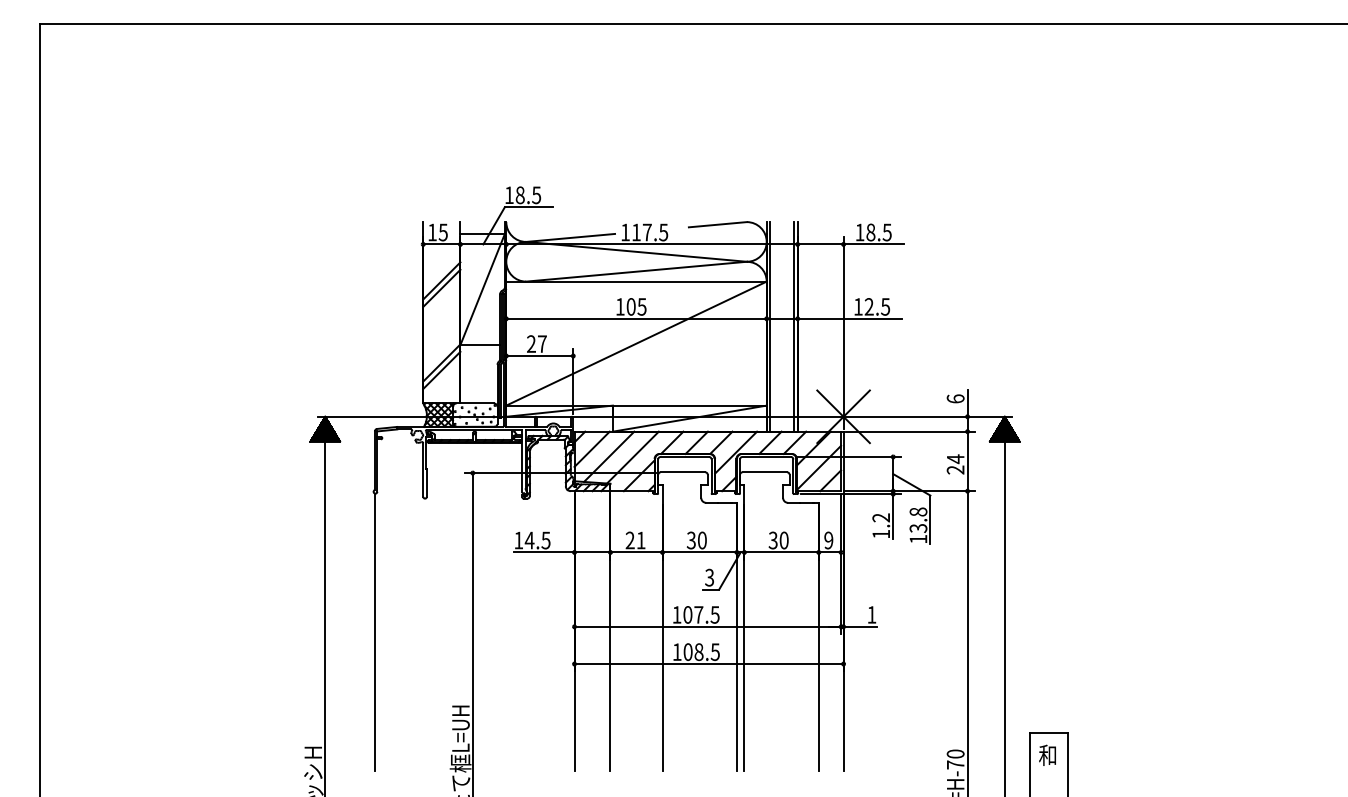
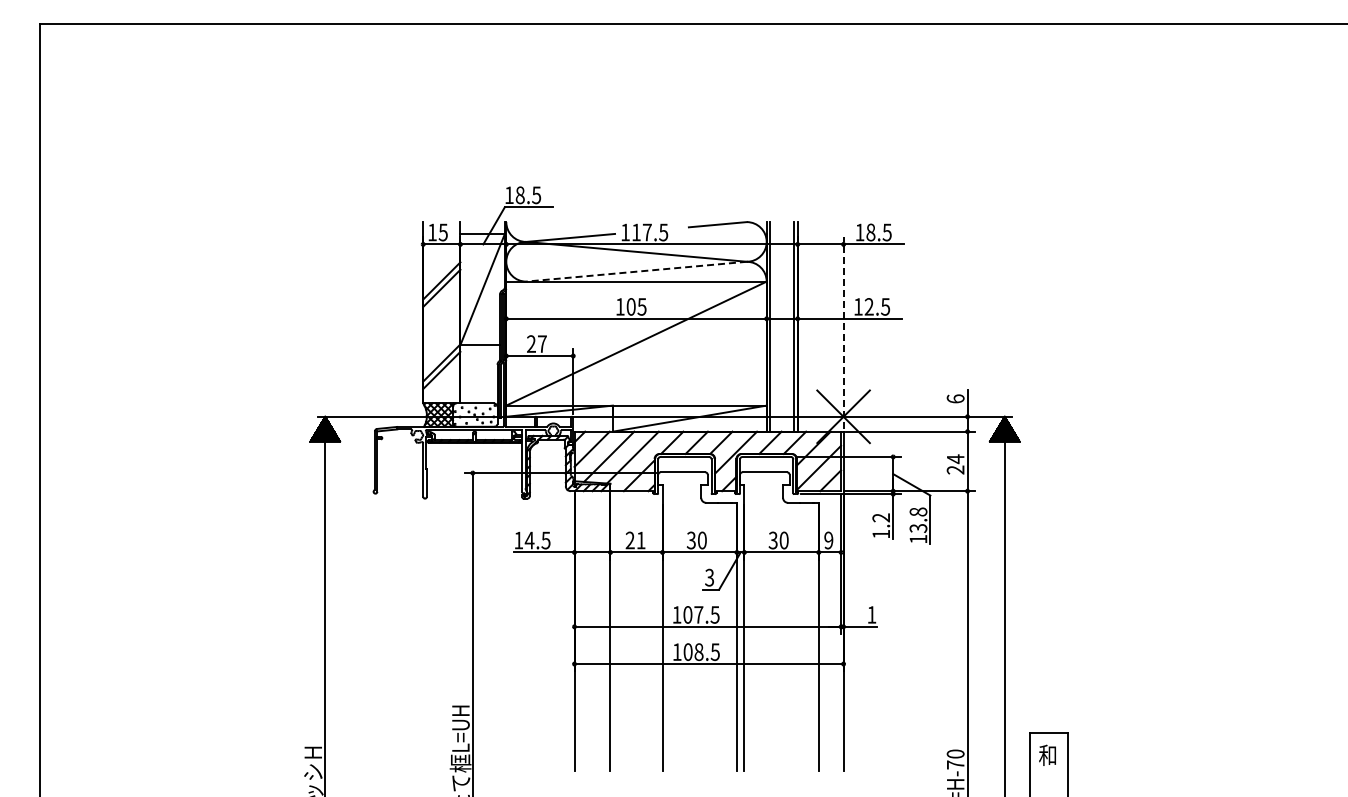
line: solid -> dashed (636, 271)
line: solid -> dashed (843, 332)
line: present -> none (374, 631)
